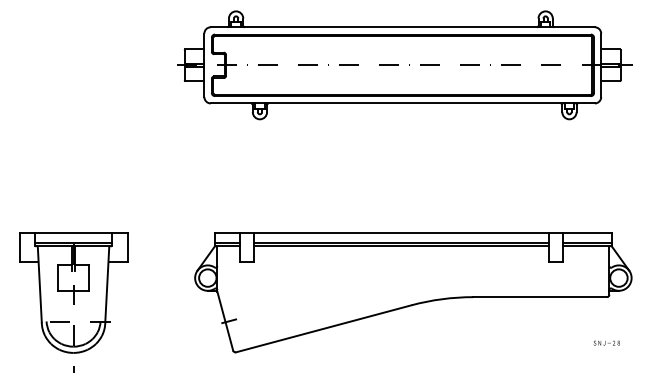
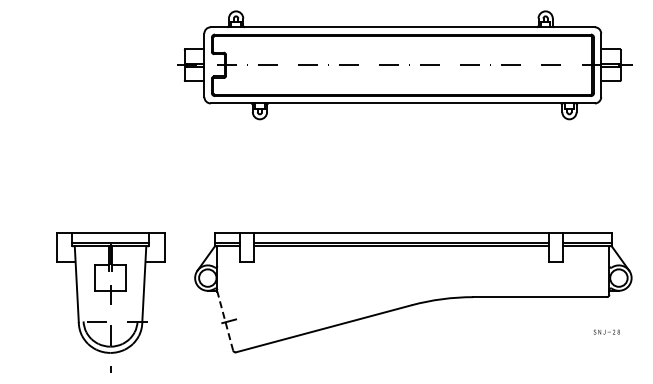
part position: (73, 302) -> (110, 302) (110, 302)
line: solid -> dashed (225, 321)
text position: (606, 342) -> (606, 331) (606, 331)
